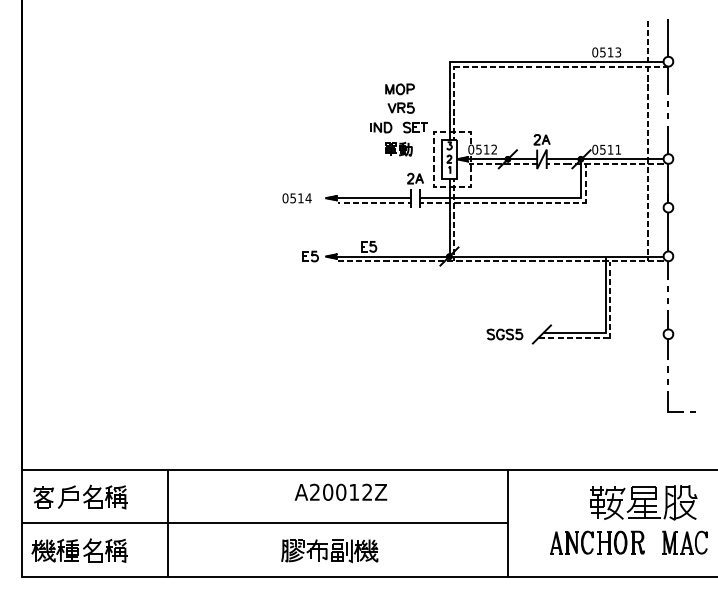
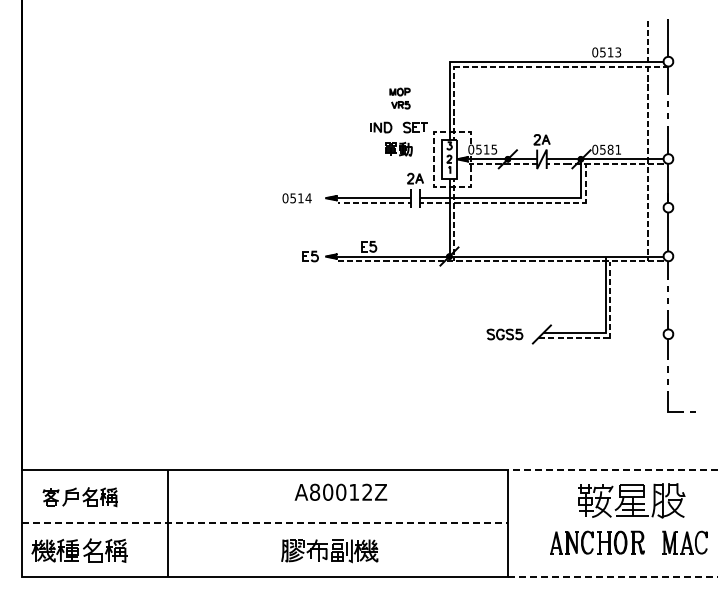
part size: 30x31 px -> 22x23 px (399, 98)
text: 0512 -> 0515 (494, 149)
text: 0511 -> 0581 (610, 149)
line: solid -> dashed (613, 469)
text: A20012Z -> A80012Z (315, 491)
part size: 95x26 px -> 76x21 px (79, 497)
part position: (643, 502) -> (631, 500) (631, 500)
line: solid -> dashed (265, 523)
line: solid -> dashed (613, 576)
